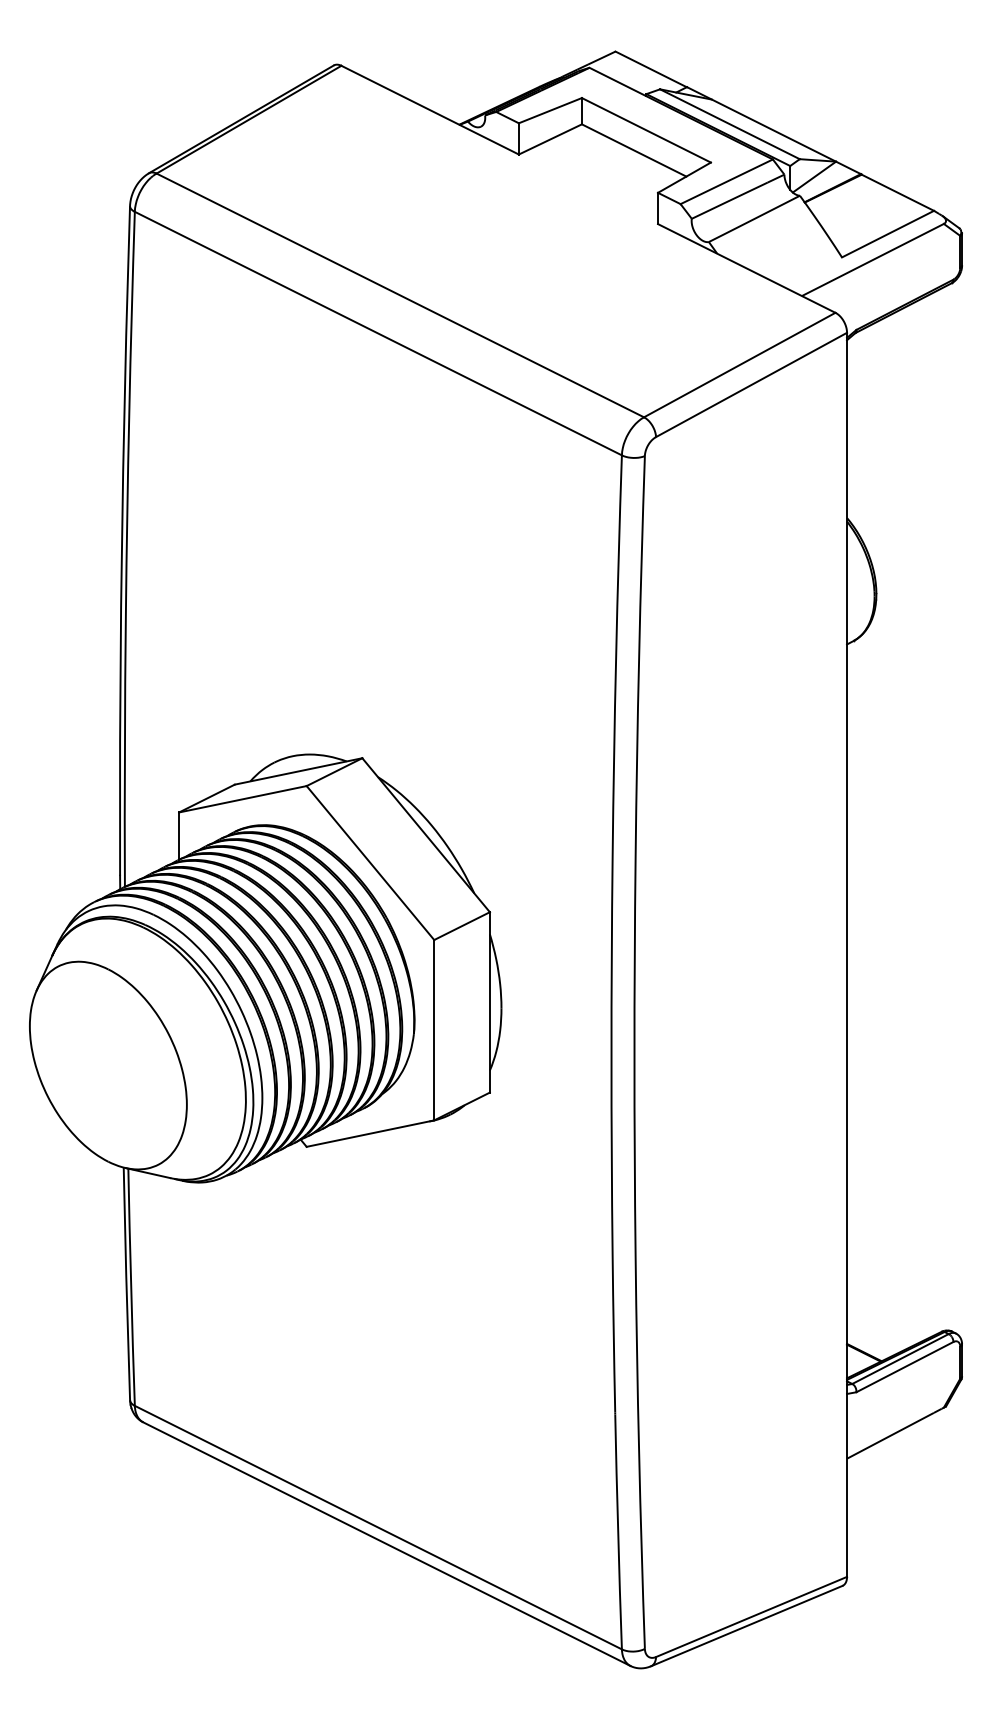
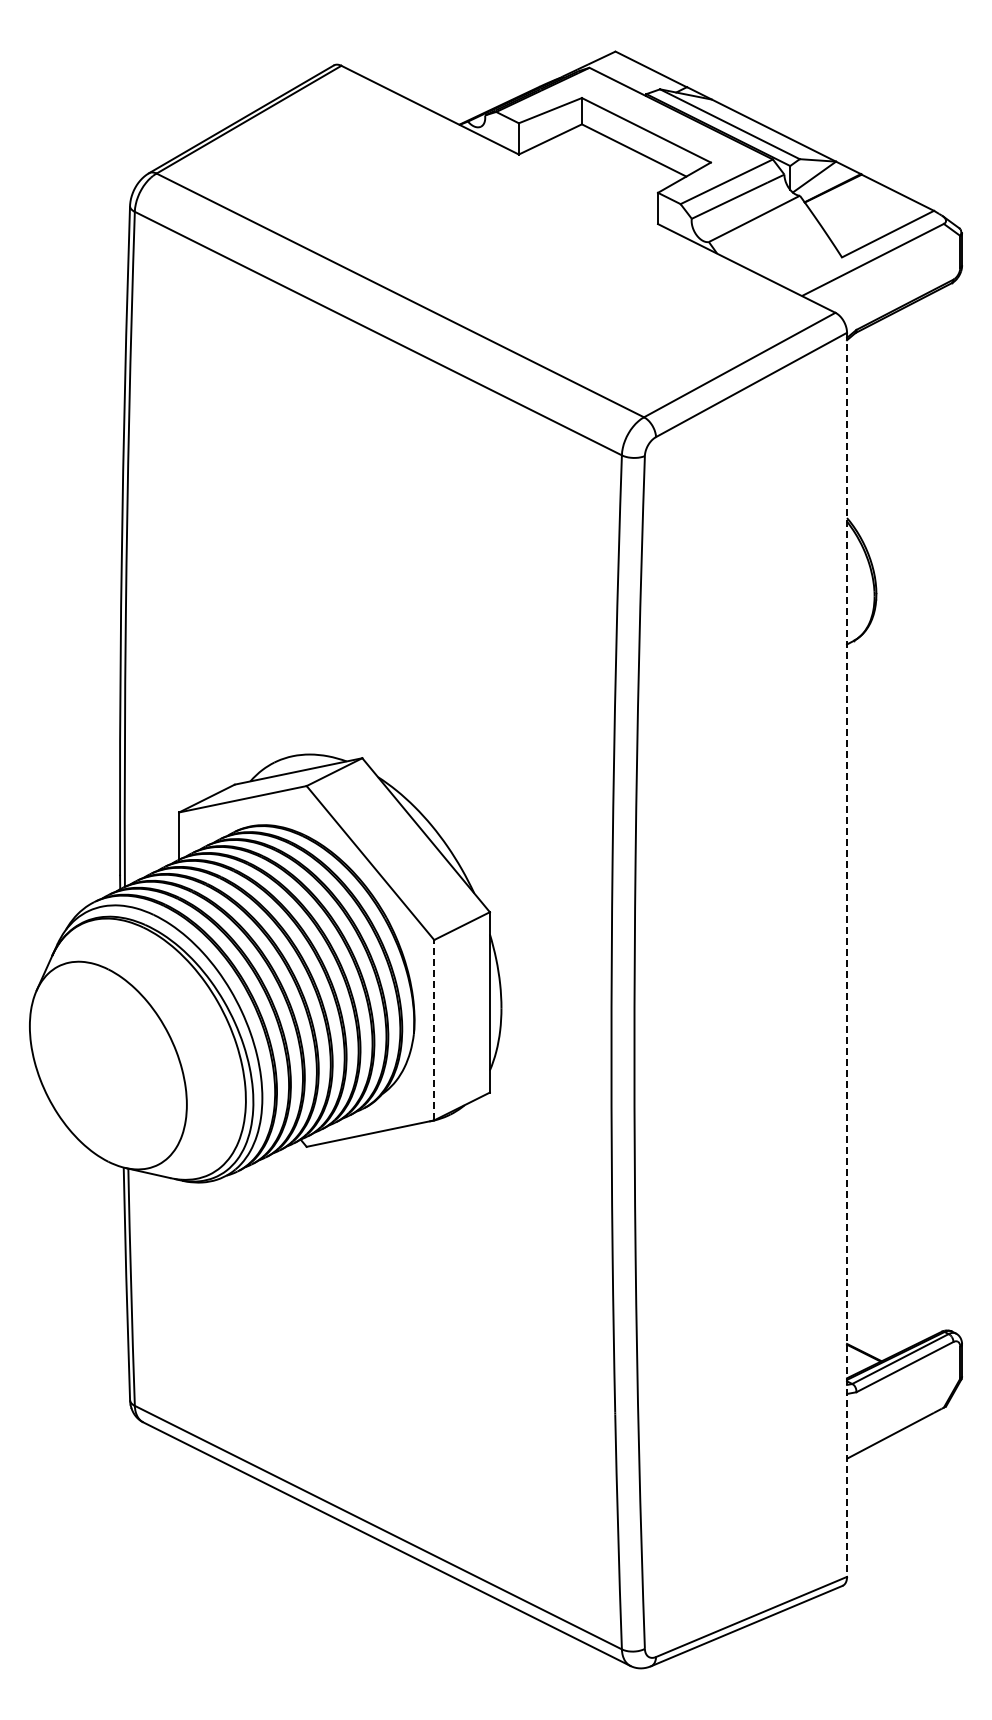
line: solid -> dashed (847, 955)
line: solid -> dashed (434, 1029)
